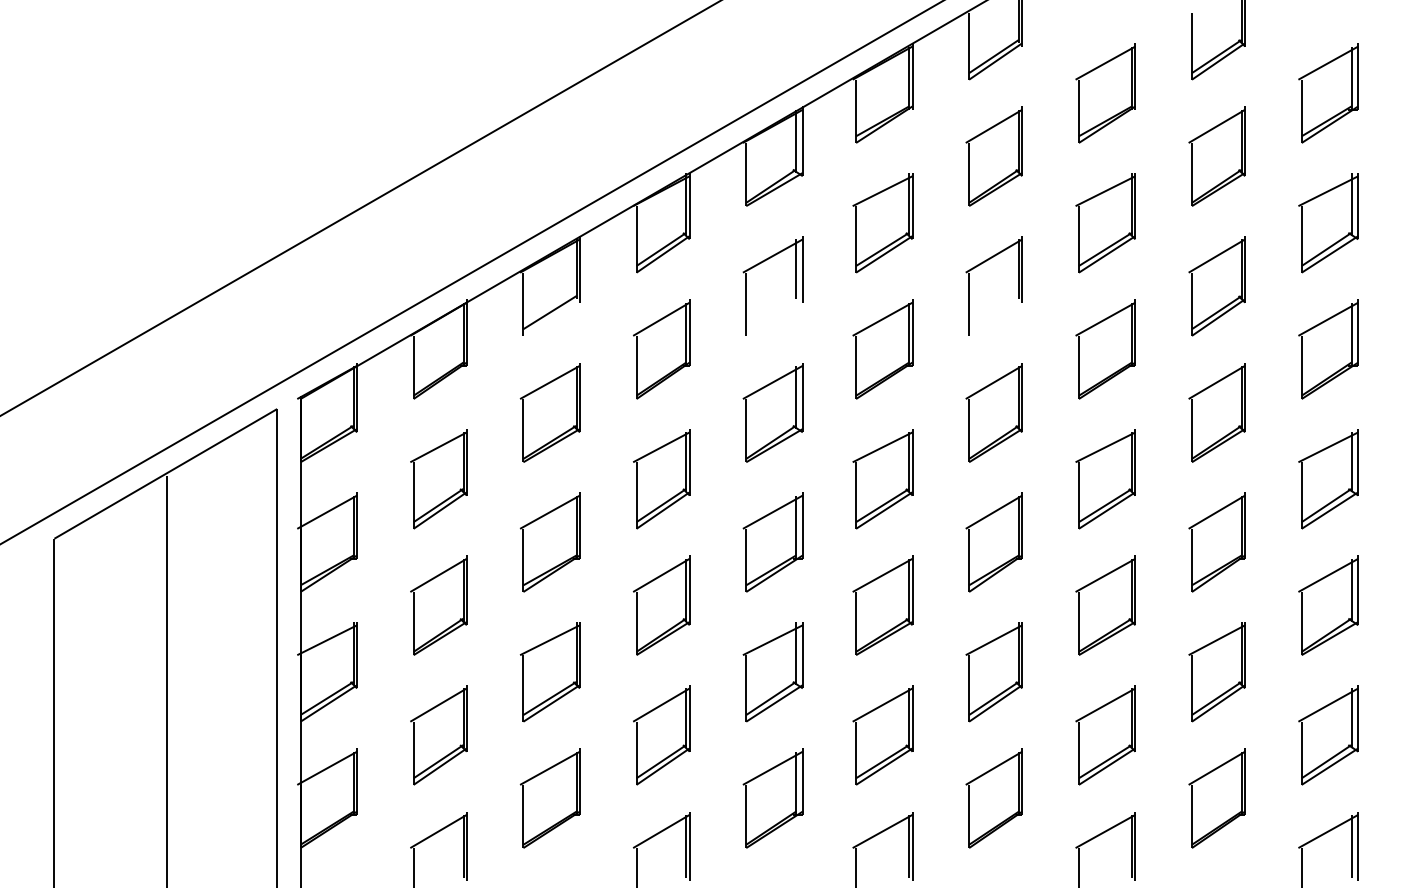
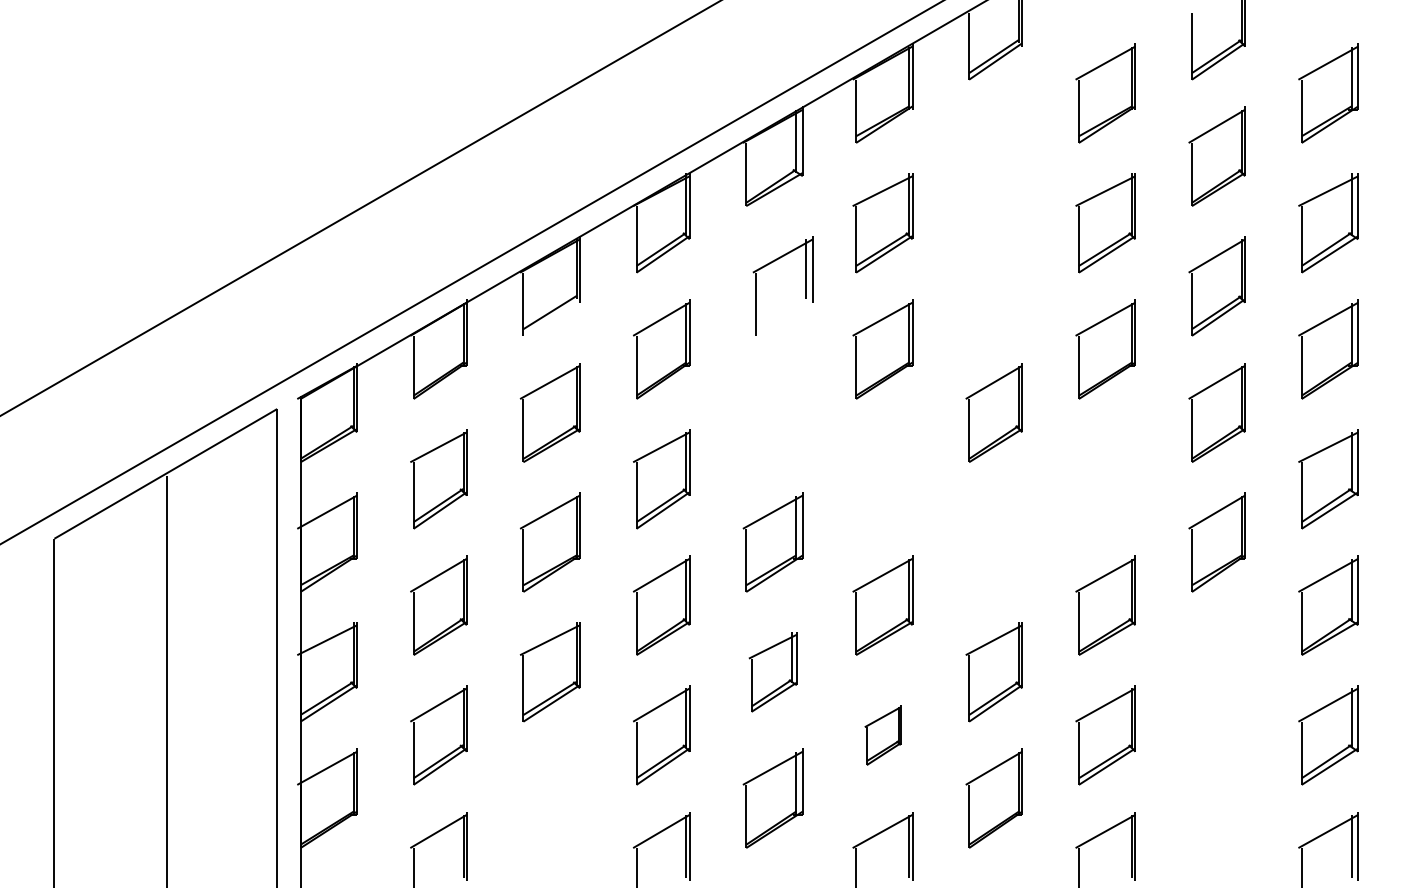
part: present -> none (993, 156)
part: present -> none (980, 265)
part position: (795, 285) -> (805, 285) (805, 285)
part: present -> none (772, 412)
part: present -> none (882, 479)
part: present -> none (1105, 479)
part: present -> none (993, 542)
part size: 62x101 px -> 50x81 px (772, 672)
part: present -> none (1216, 672)
part size: 62x101 px -> 38x61 px (882, 735)
part: present -> none (549, 798)
part: present -> none (1216, 798)
